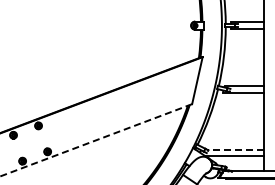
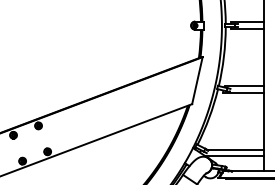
line: dashed -> solid (96, 140)
line: dashed -> solid (234, 149)
